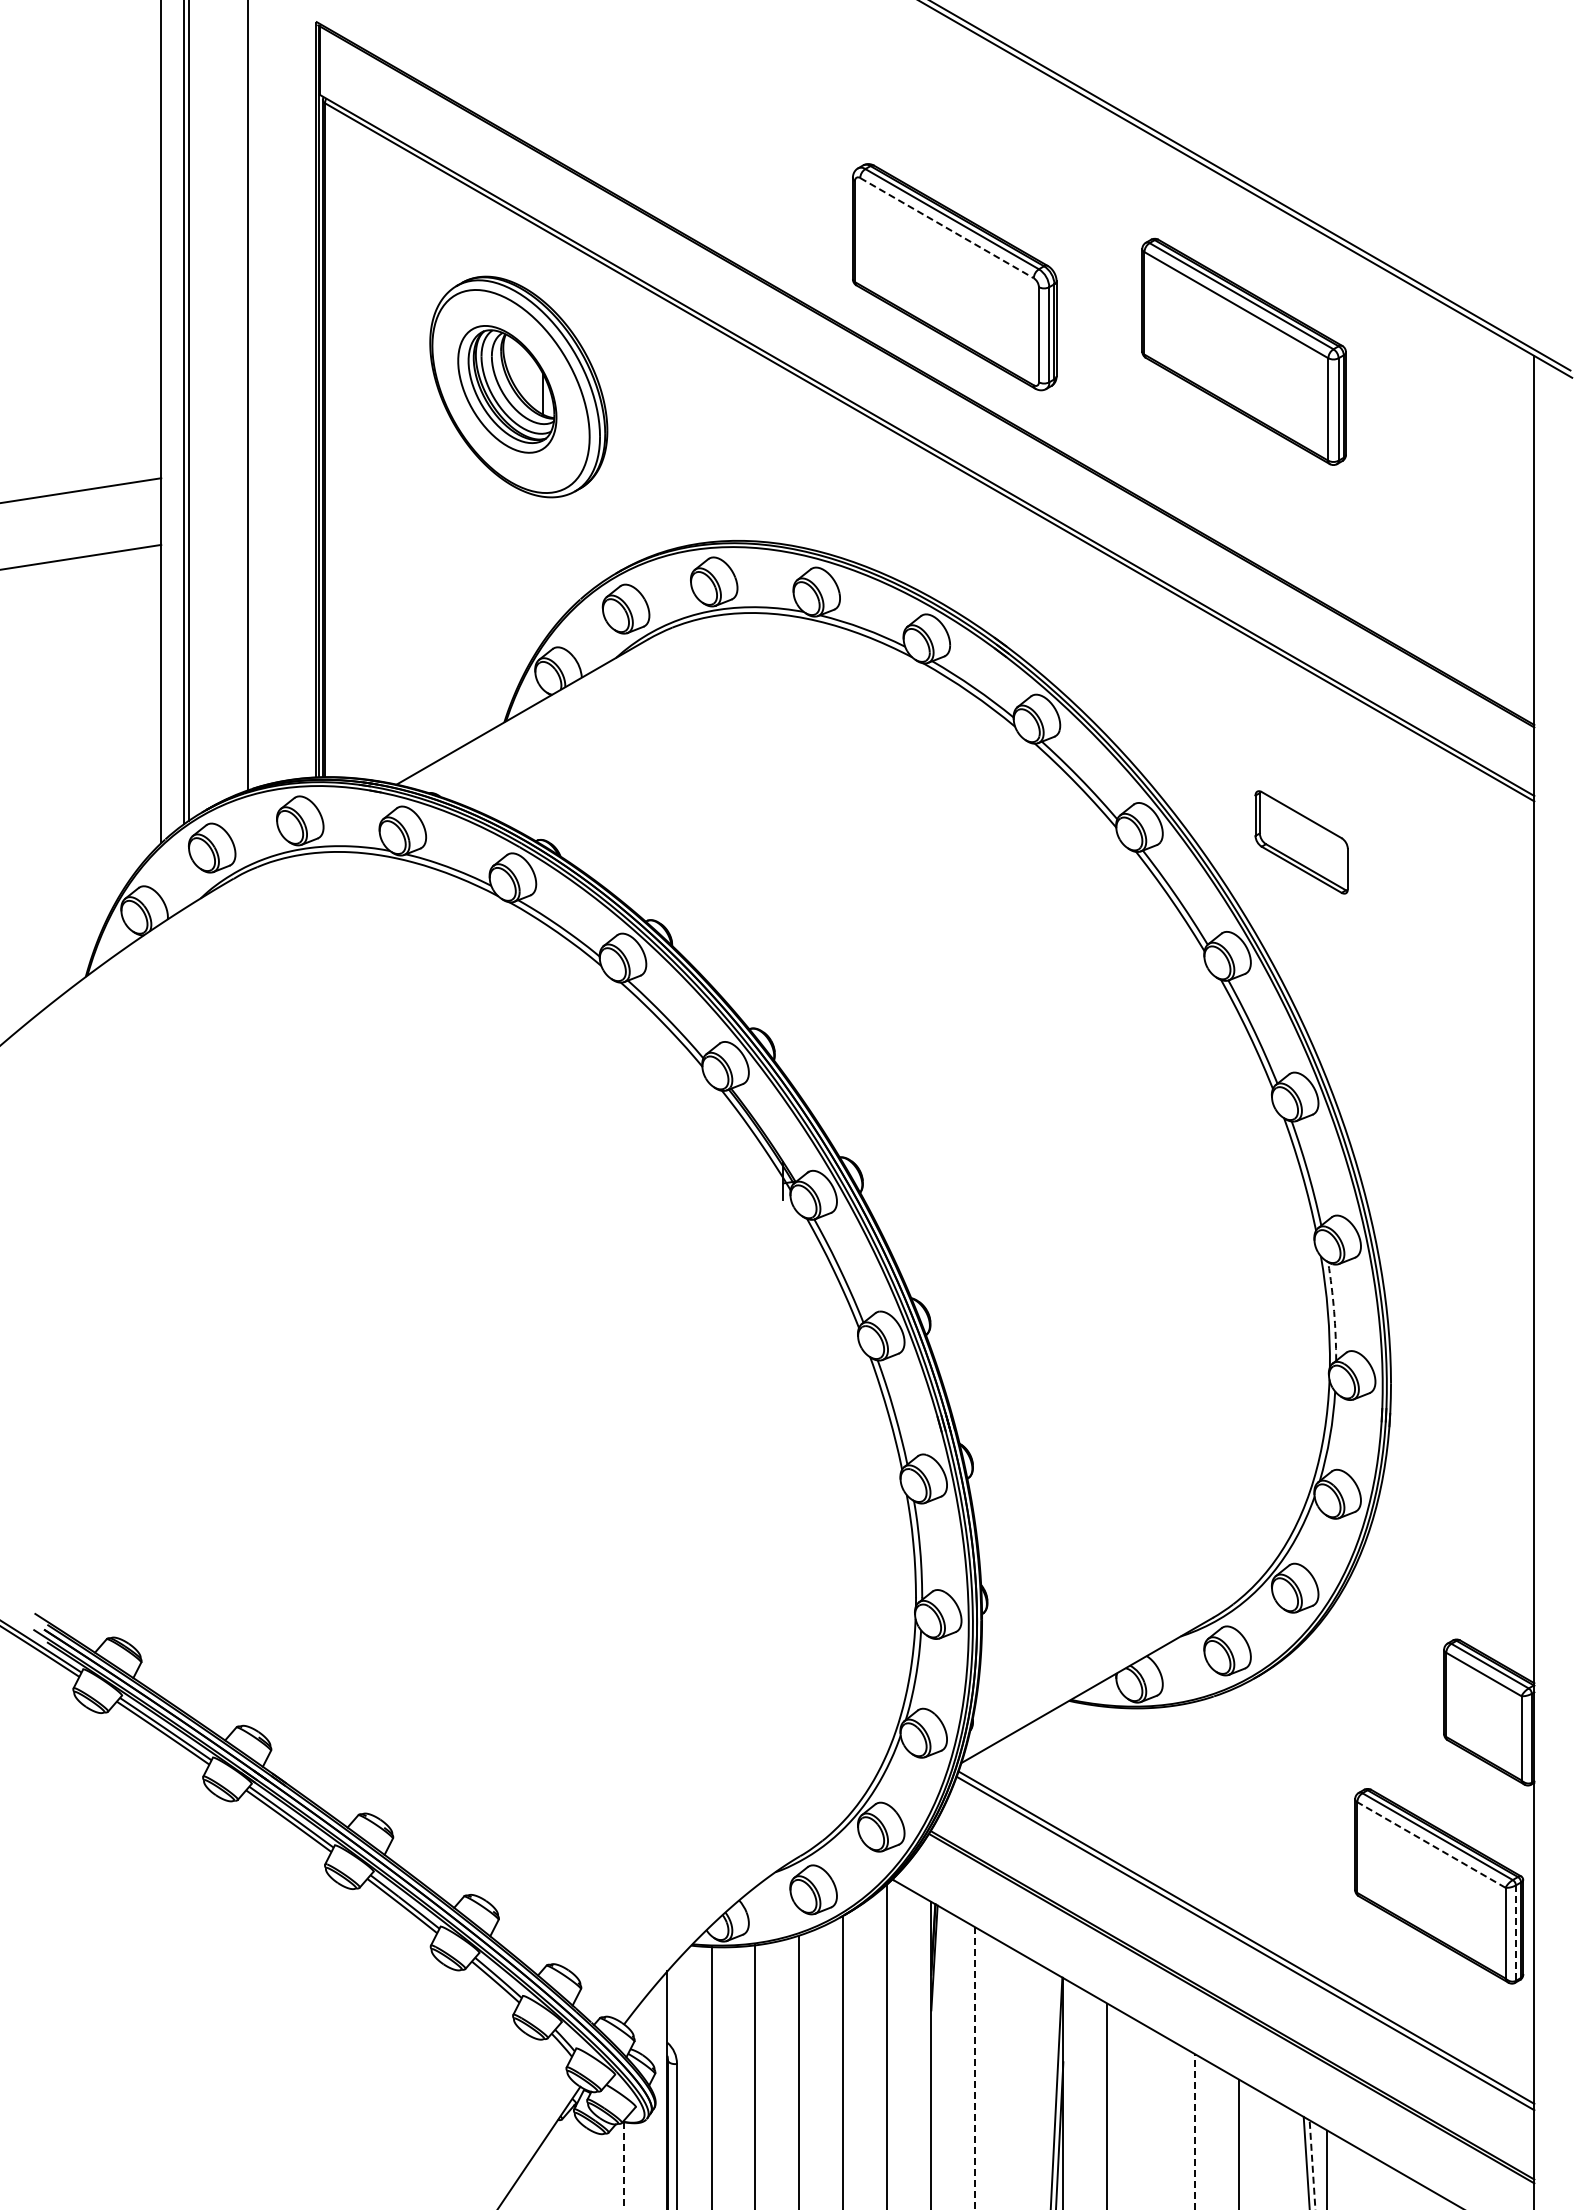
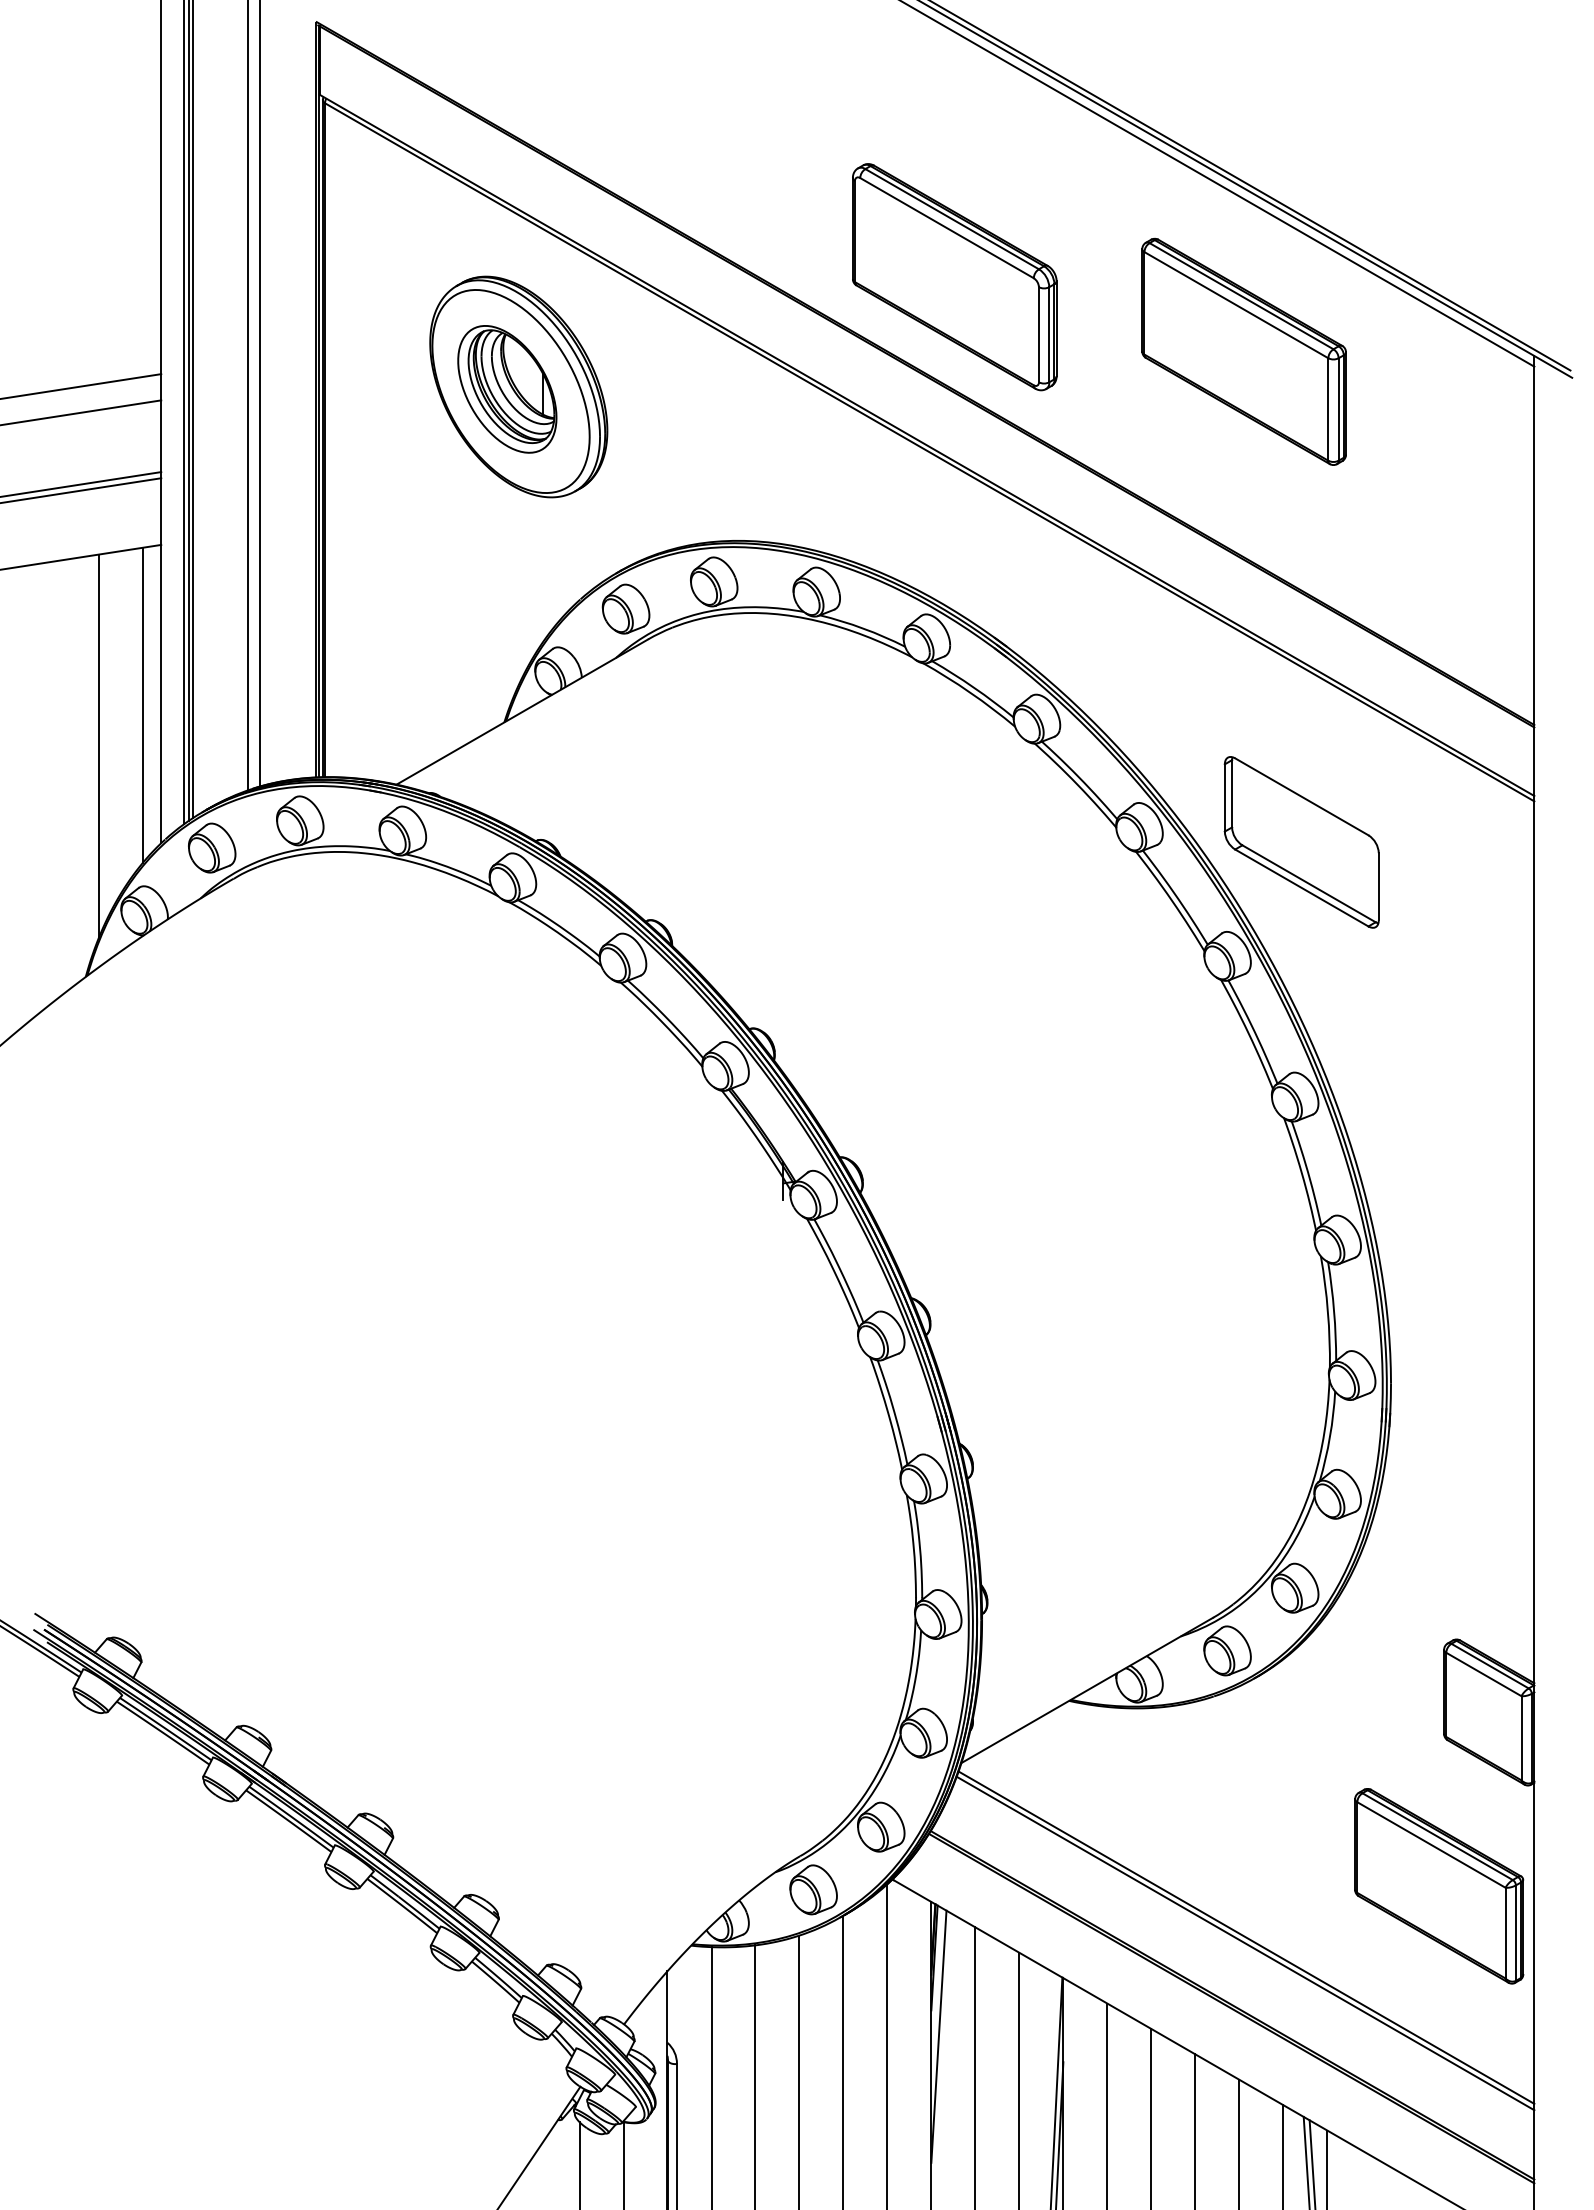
line: none -> present (1218, 184)
line: dashed -> solid (947, 228)
line: none -> present (81, 386)
line: none -> present (260, 394)
line: none -> present (192, 410)
line: none -> present (81, 412)
line: none -> present (81, 484)
line: none -> present (142, 705)
line: none -> present (98, 745)
part size: 95x105 px -> 157x173 px (1301, 842)
arc: dashed -> solid (1334, 1311)
line: dashed -> solid (1431, 1845)
line: dashed -> solid (1515, 1933)
line: none -> present (938, 2036)
line: dashed -> solid (975, 2068)
line: none -> present (1019, 2079)
line: none -> present (1151, 2117)
line: dashed -> solid (1195, 2131)
line: none -> present (1283, 2155)
line: none -> present (579, 2164)
line: dashed -> solid (1312, 2165)
line: dashed -> solid (623, 2166)
